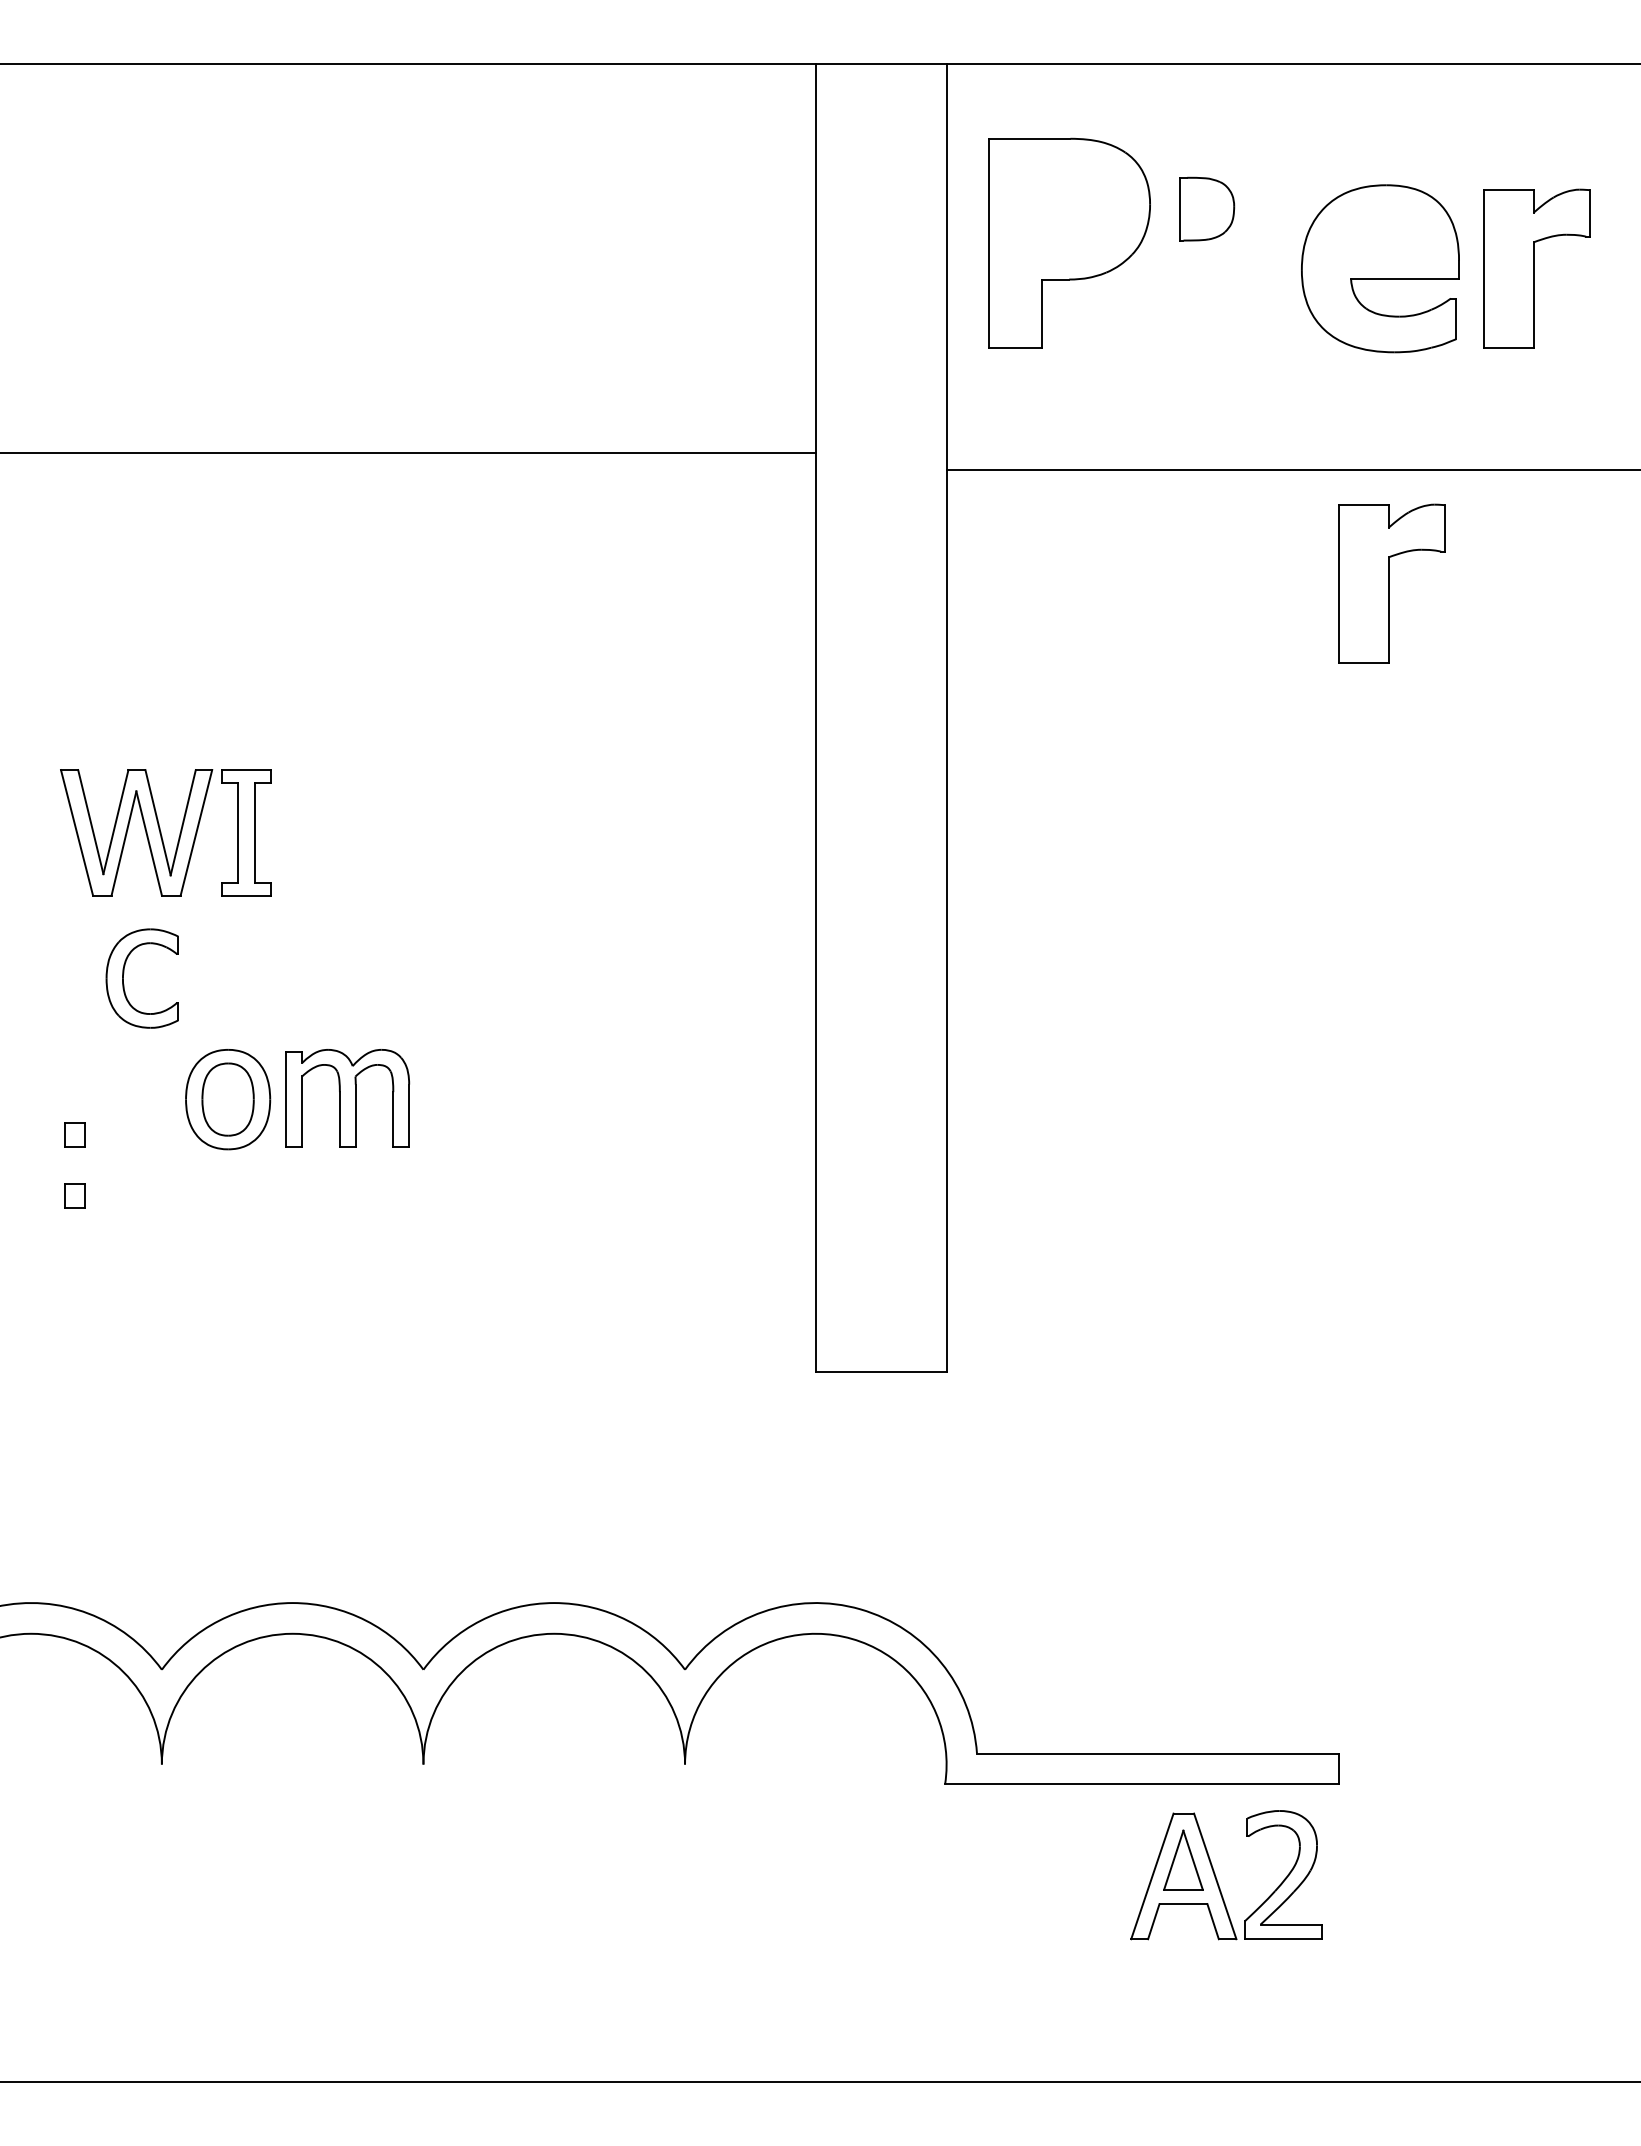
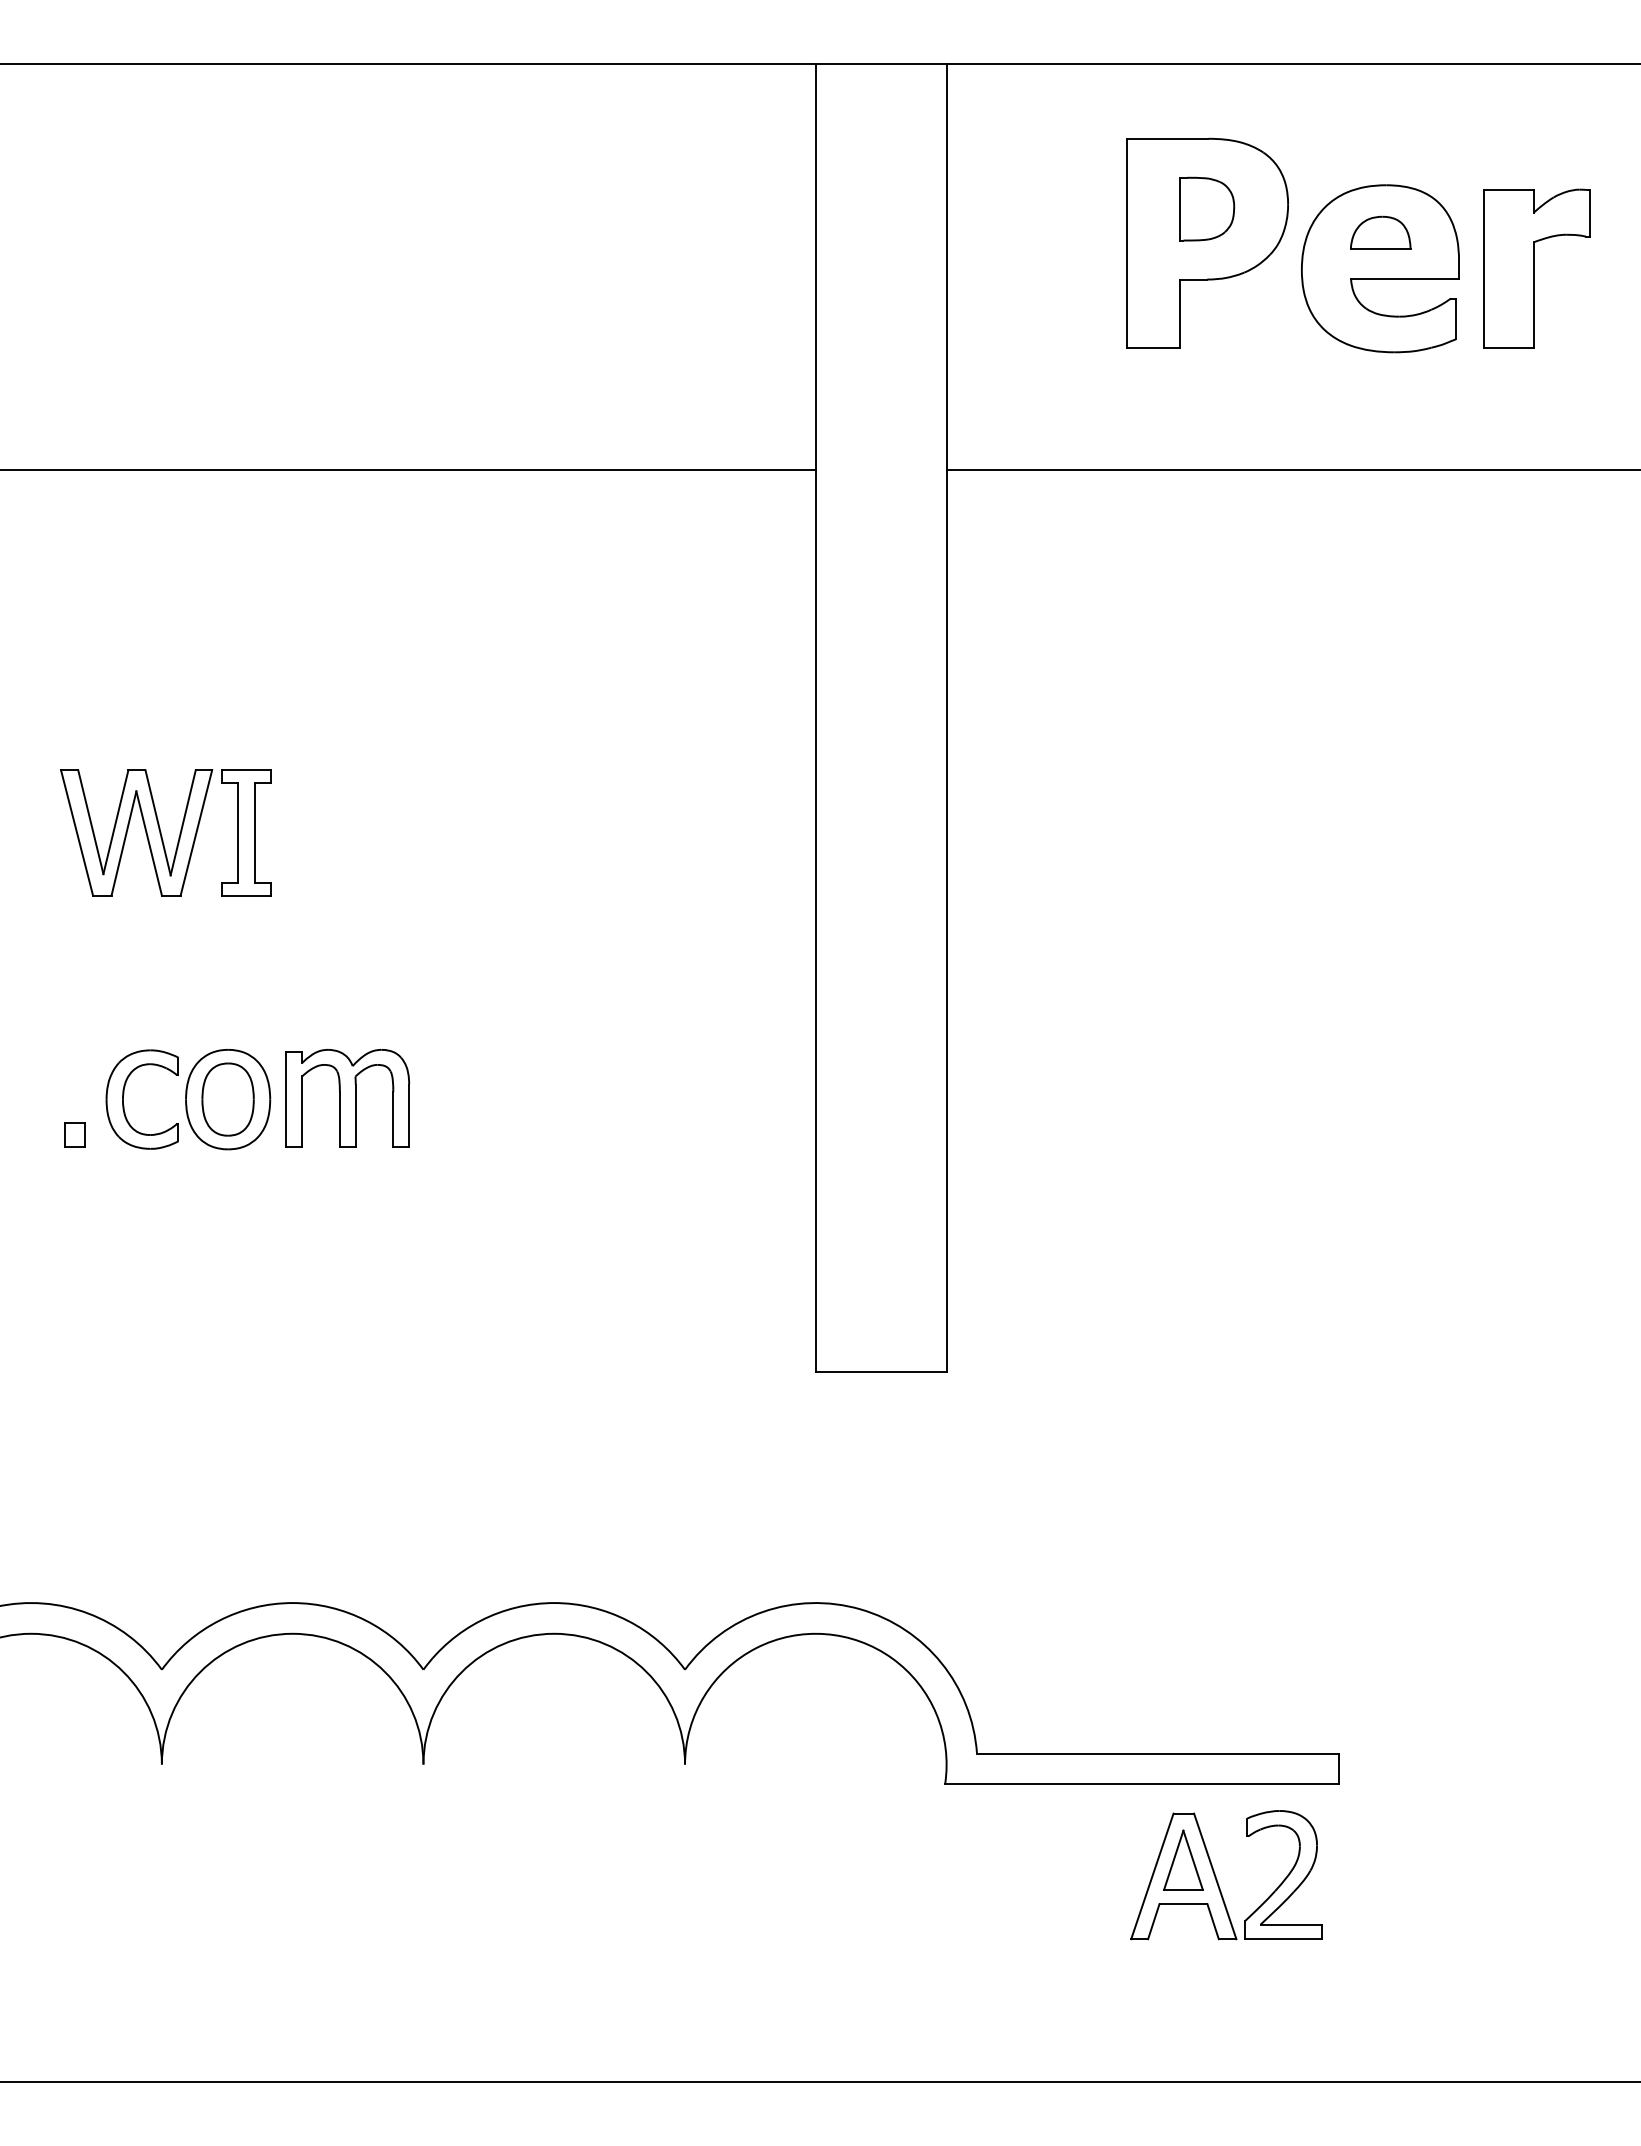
part: none -> present (1380, 232)
part position: (1069, 242) -> (1207, 242) (1207, 242)
line position: (408, 453) -> (408, 470) (408, 470)
part: present -> none (1391, 583)
part position: (124, 973) -> (124, 1094) (124, 1094)
part: present -> none (74, 1195)
